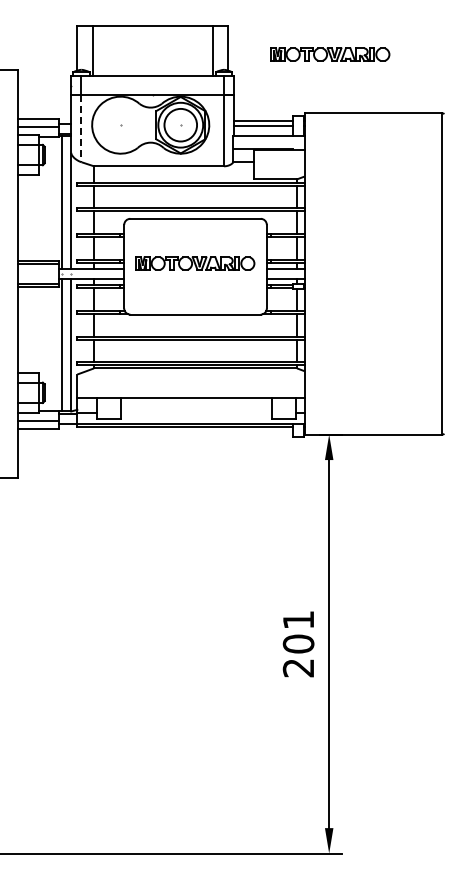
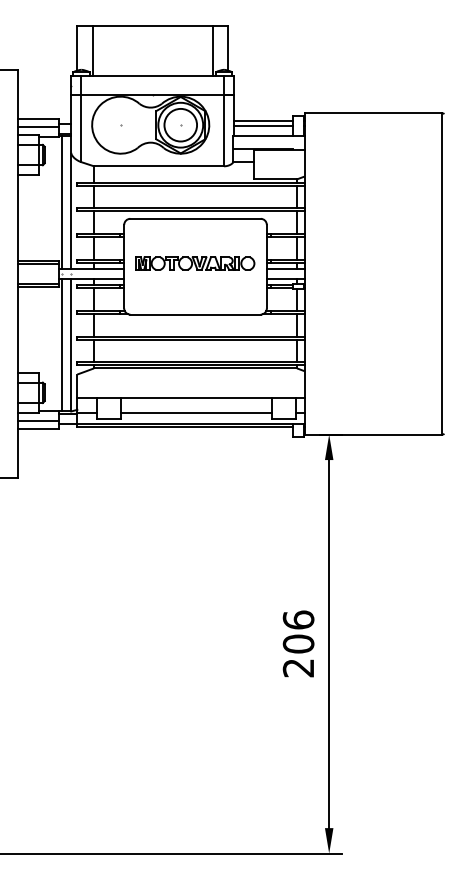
part: present -> none (330, 54)
line: dashed -> solid (81, 128)
line: none -> present (196, 413)
text: 201 -> 206 (298, 619)
